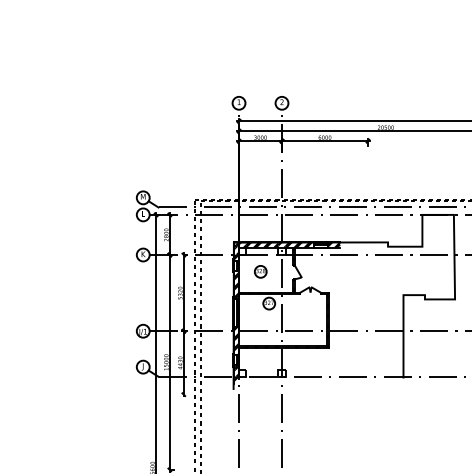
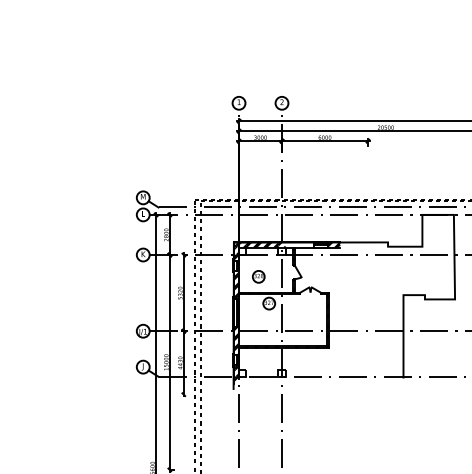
hatch: present -> none (298, 244)
part position: (260, 271) -> (258, 276) (258, 276)
